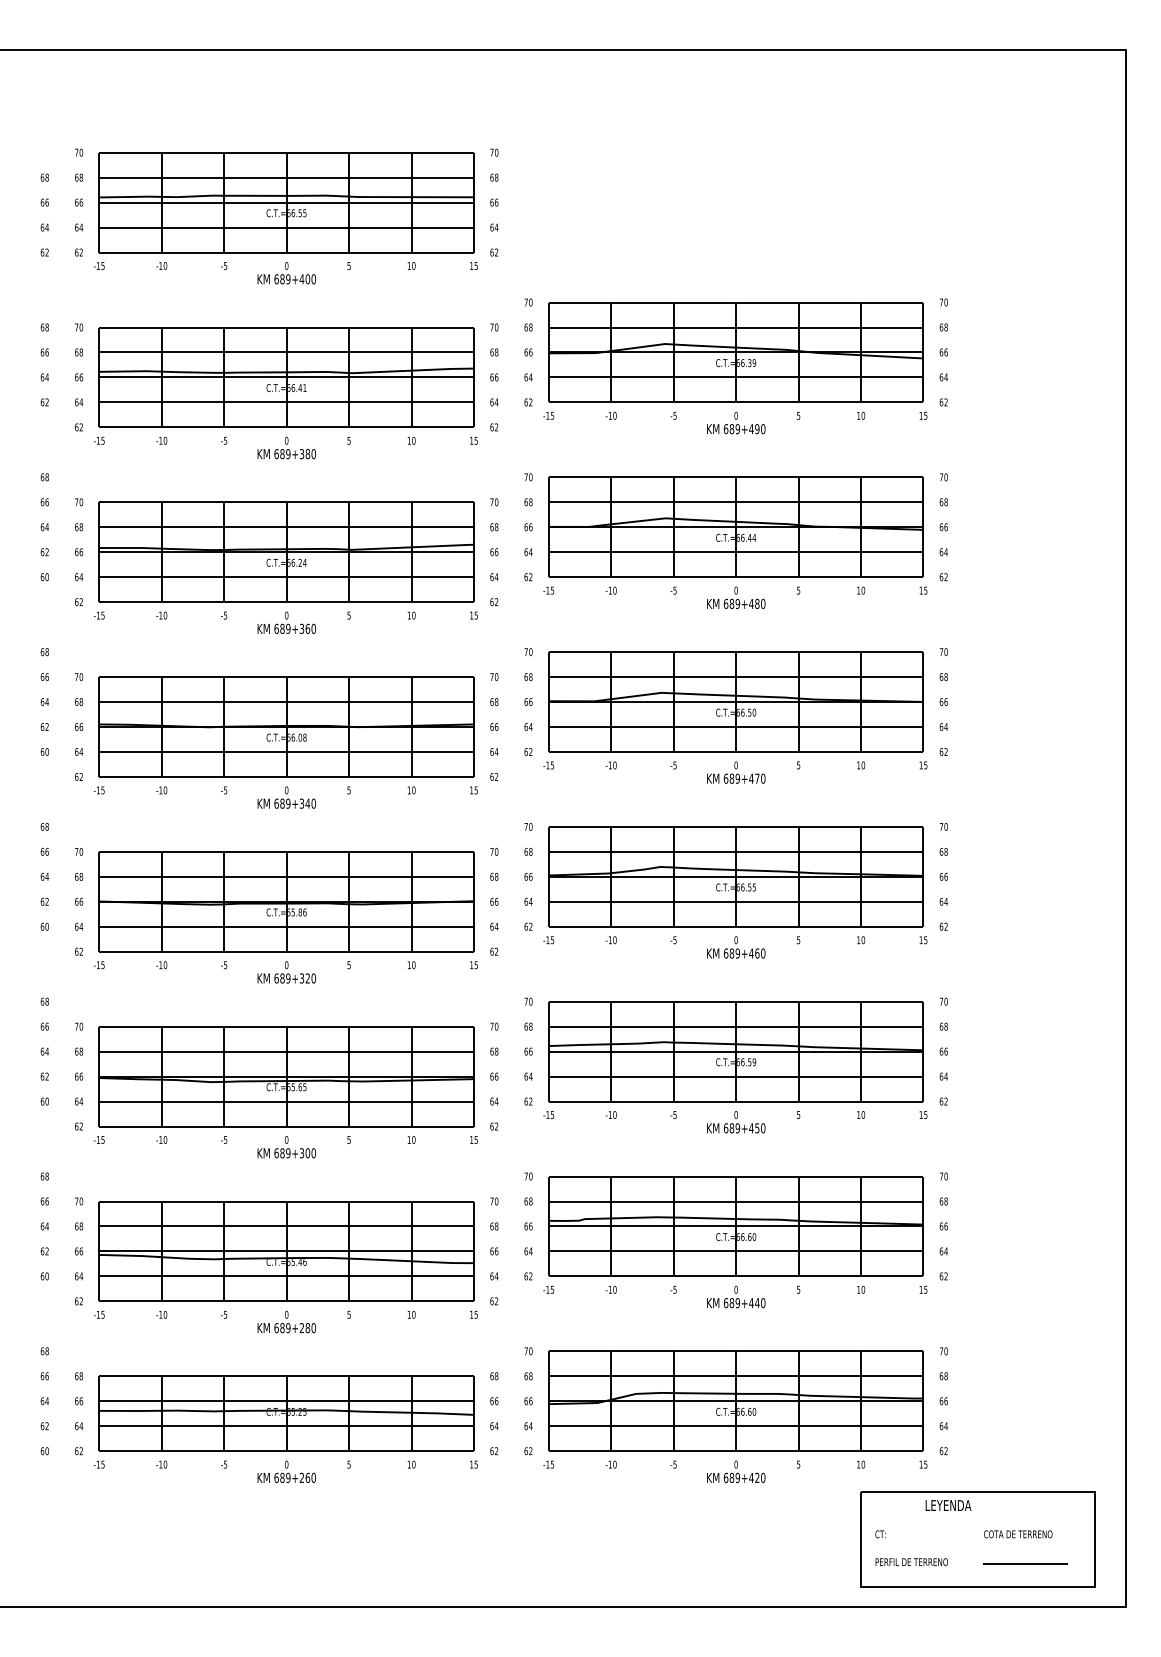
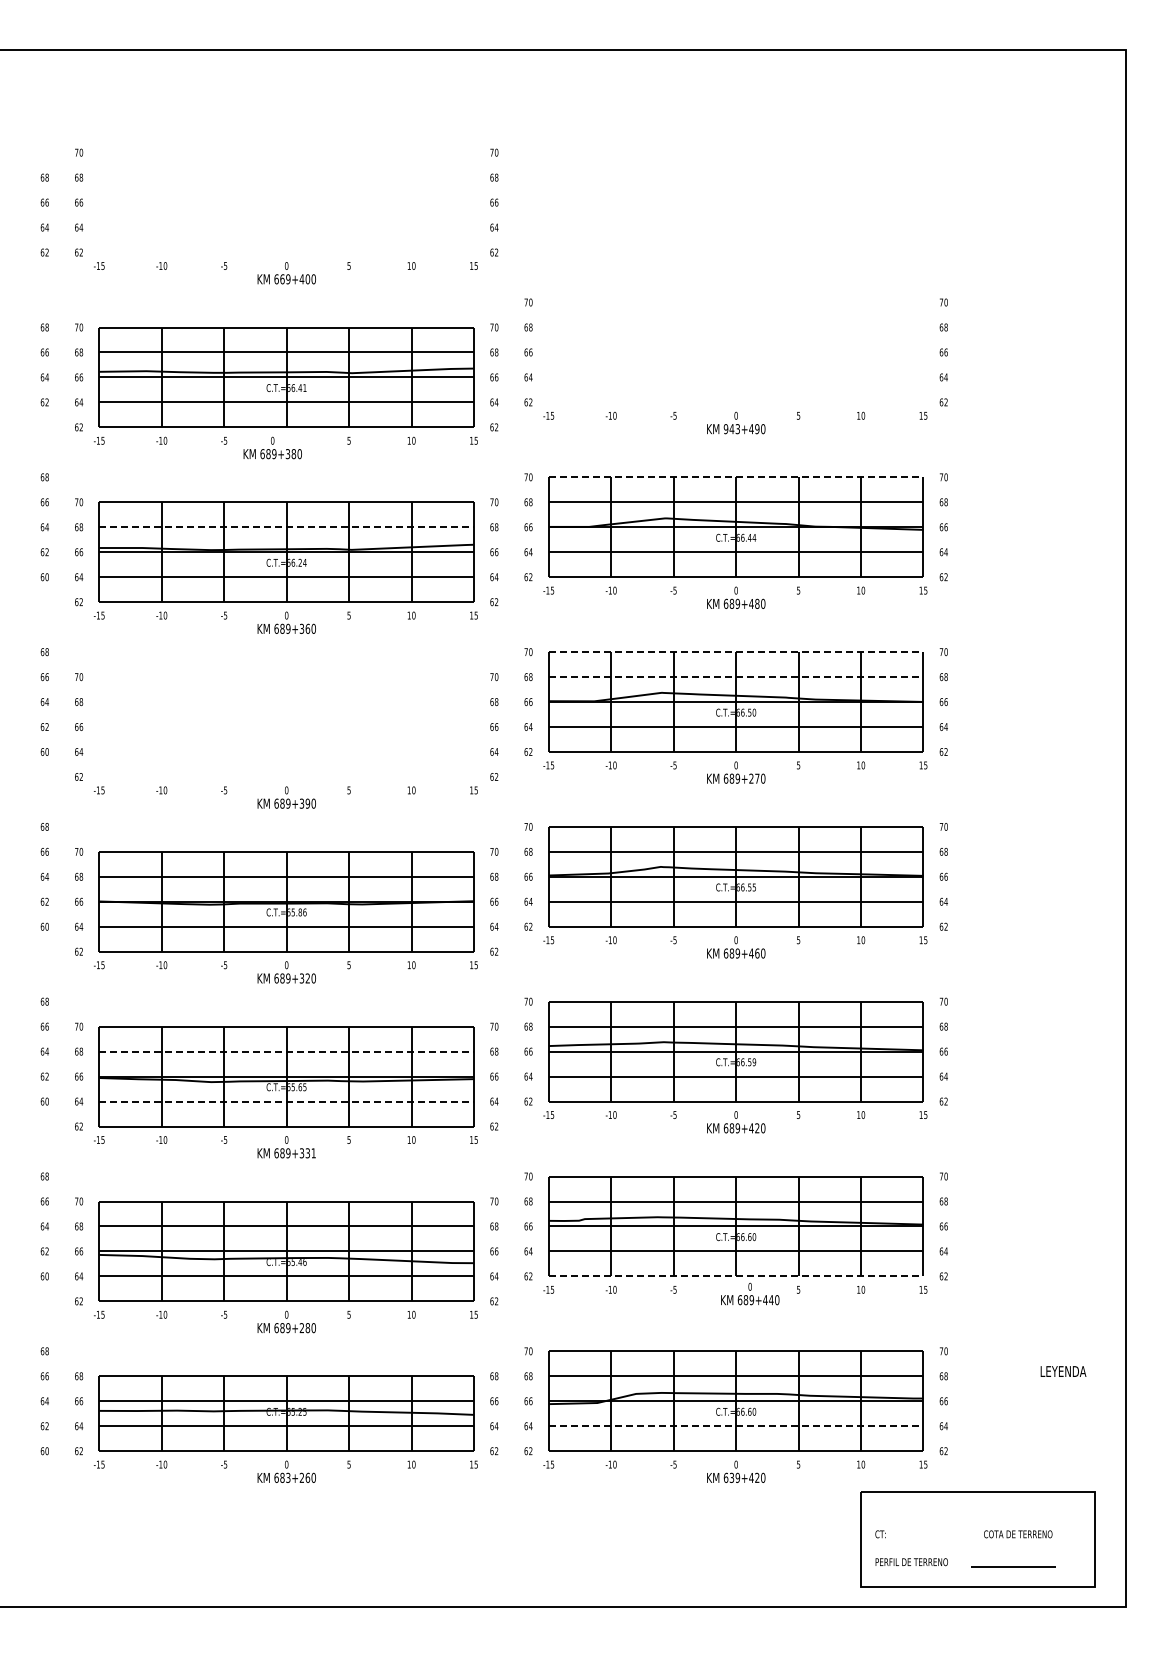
part: present -> none (286, 202)
text: 689+400 -> 669+400 (282, 279)
part: present -> none (735, 352)
text: 689+490 -> 943+490 (731, 429)
text position: (286, 447) -> (272, 447) (272, 447)
line: solid -> dashed (736, 477)
line: solid -> dashed (287, 527)
line: solid -> dashed (736, 652)
line: solid -> dashed (736, 677)
part: present -> none (286, 726)
text: 689+470 -> 689+270 (751, 778)
text: 689+340 -> 689+390 (307, 803)
line: solid -> dashed (287, 1051)
line: solid -> dashed (287, 1101)
text: 689+450 -> 689+420 (757, 1128)
text: 689+300 -> 689+331 (310, 1153)
line: solid -> dashed (736, 1276)
text position: (736, 1296) -> (750, 1293) (750, 1293)
line: solid -> dashed (736, 1426)
text: 689+260 -> 683+260 (288, 1477)
text: 689+420 -> 639+420 (731, 1477)
text position: (948, 1505) -> (1063, 1371) (1063, 1371)
line position: (1025, 1563) -> (1013, 1566) (1013, 1566)
